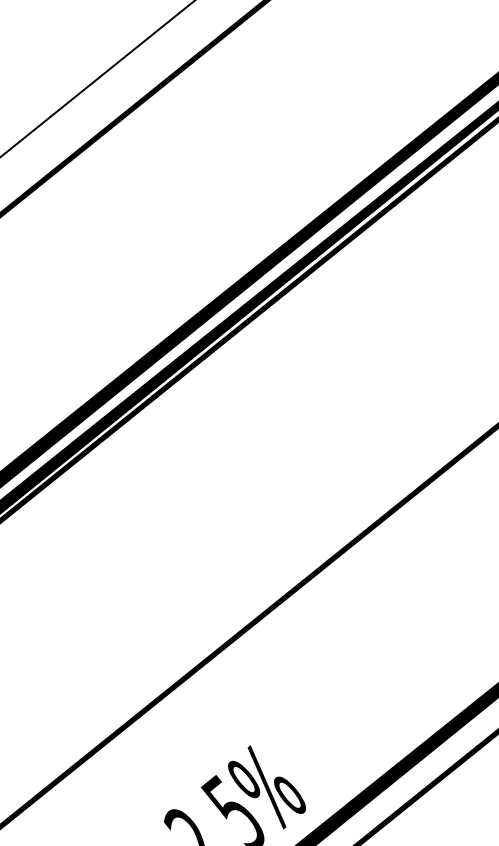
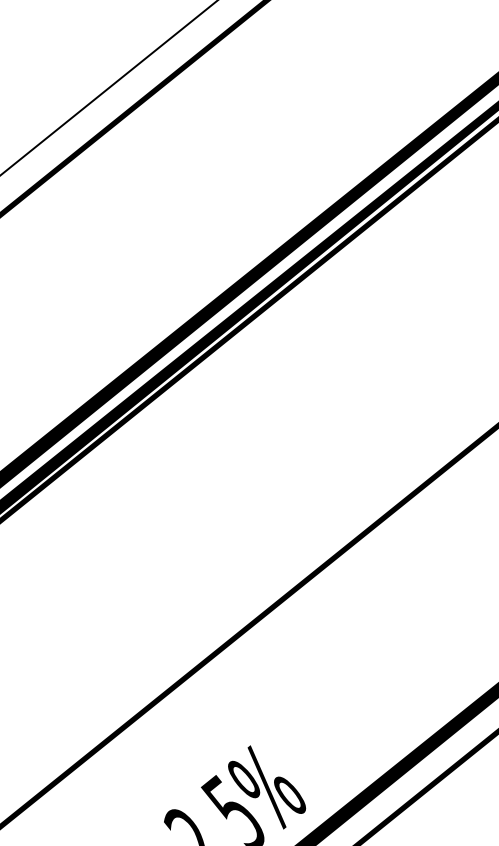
line position: (97, 78) -> (108, 87) (108, 87)
